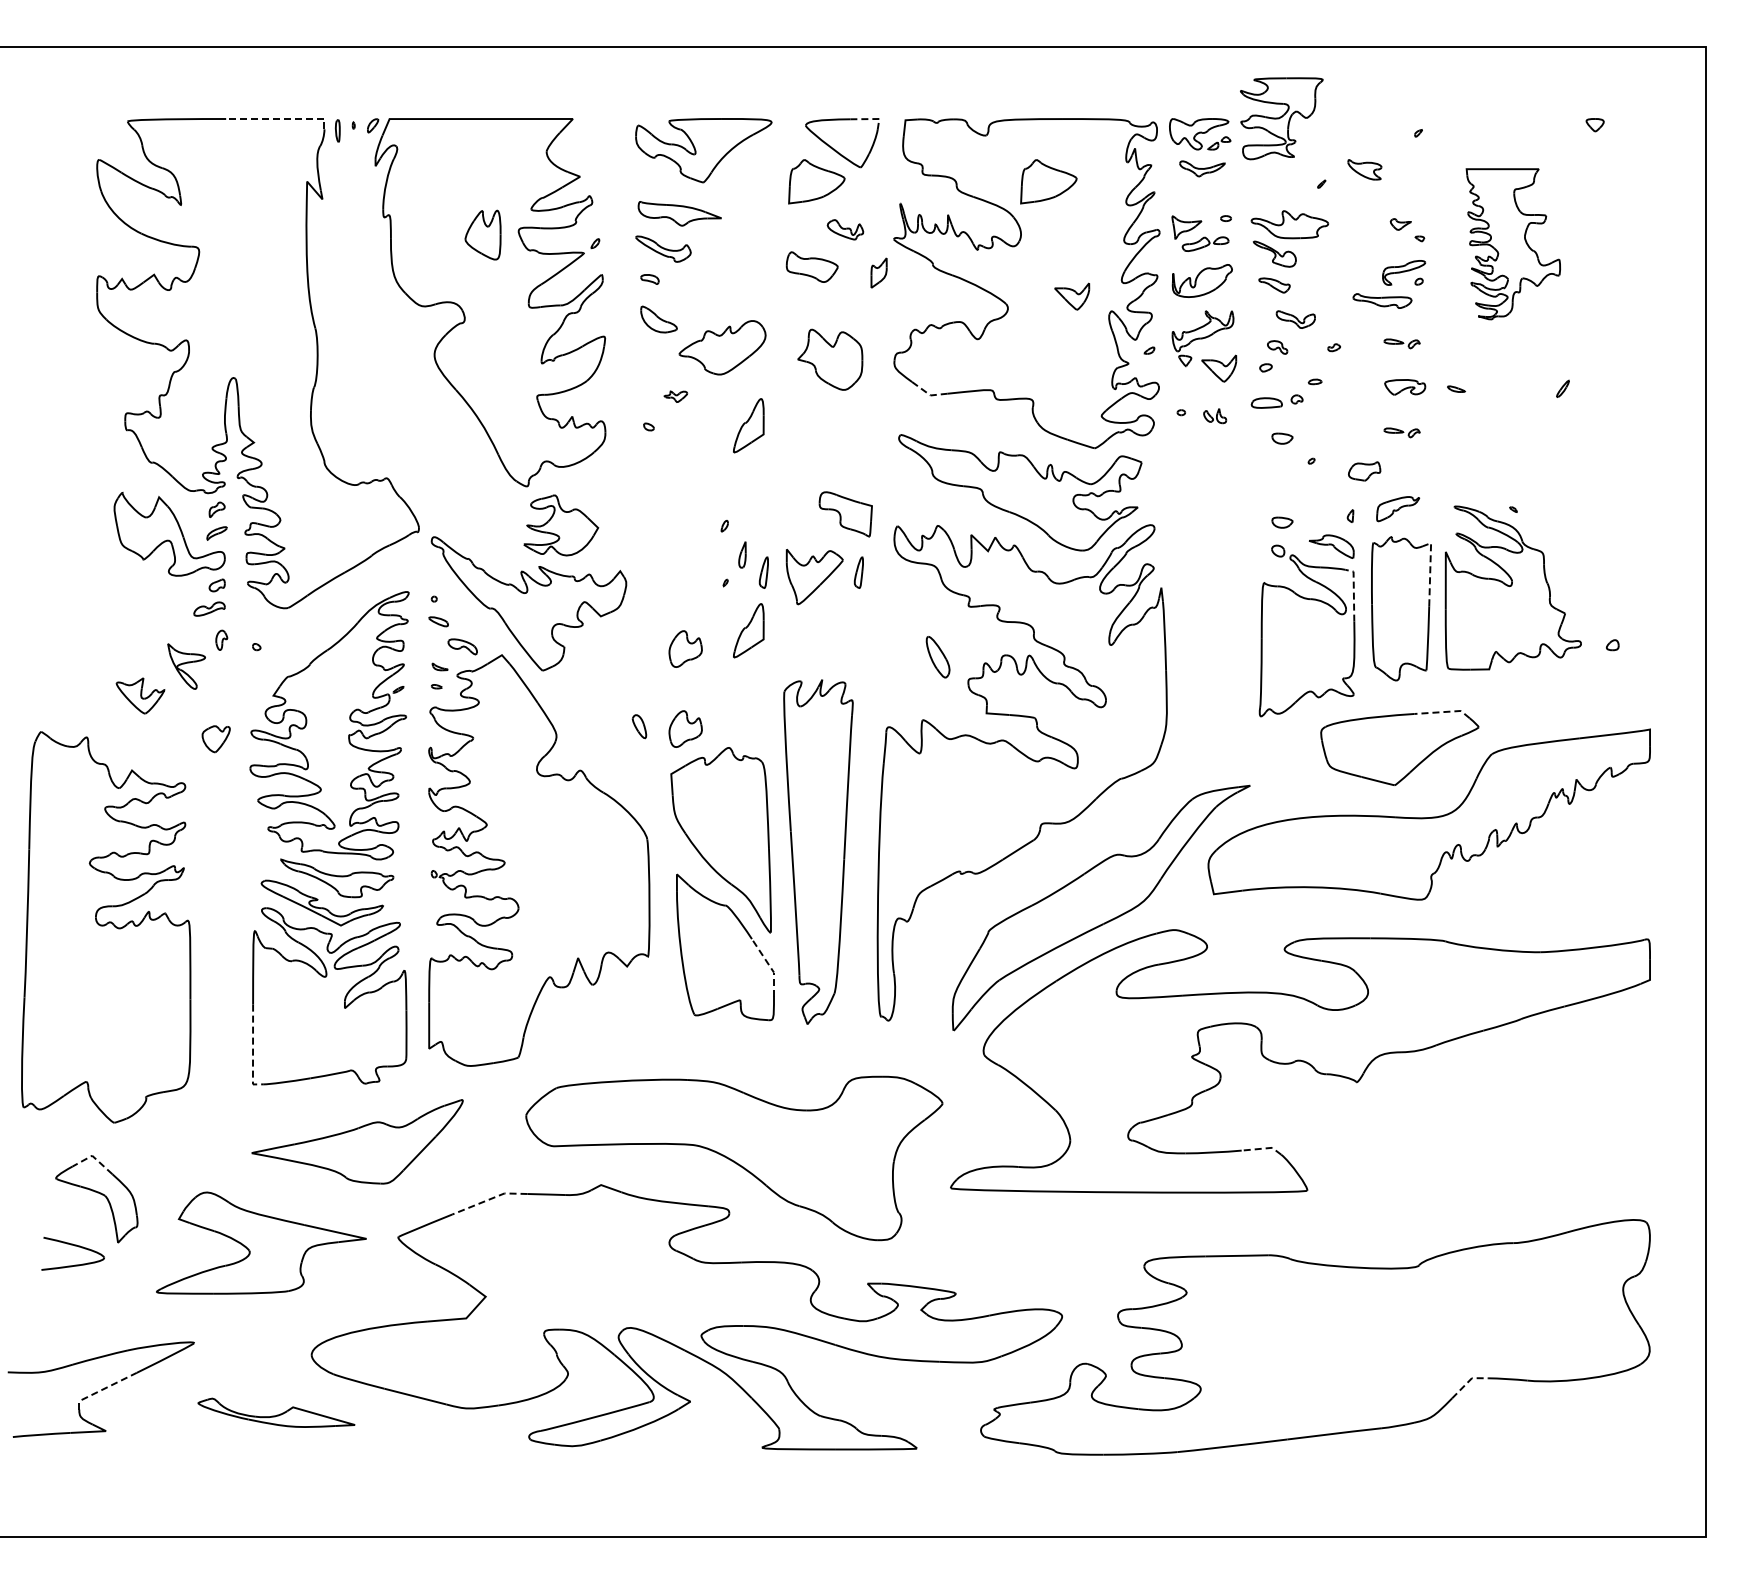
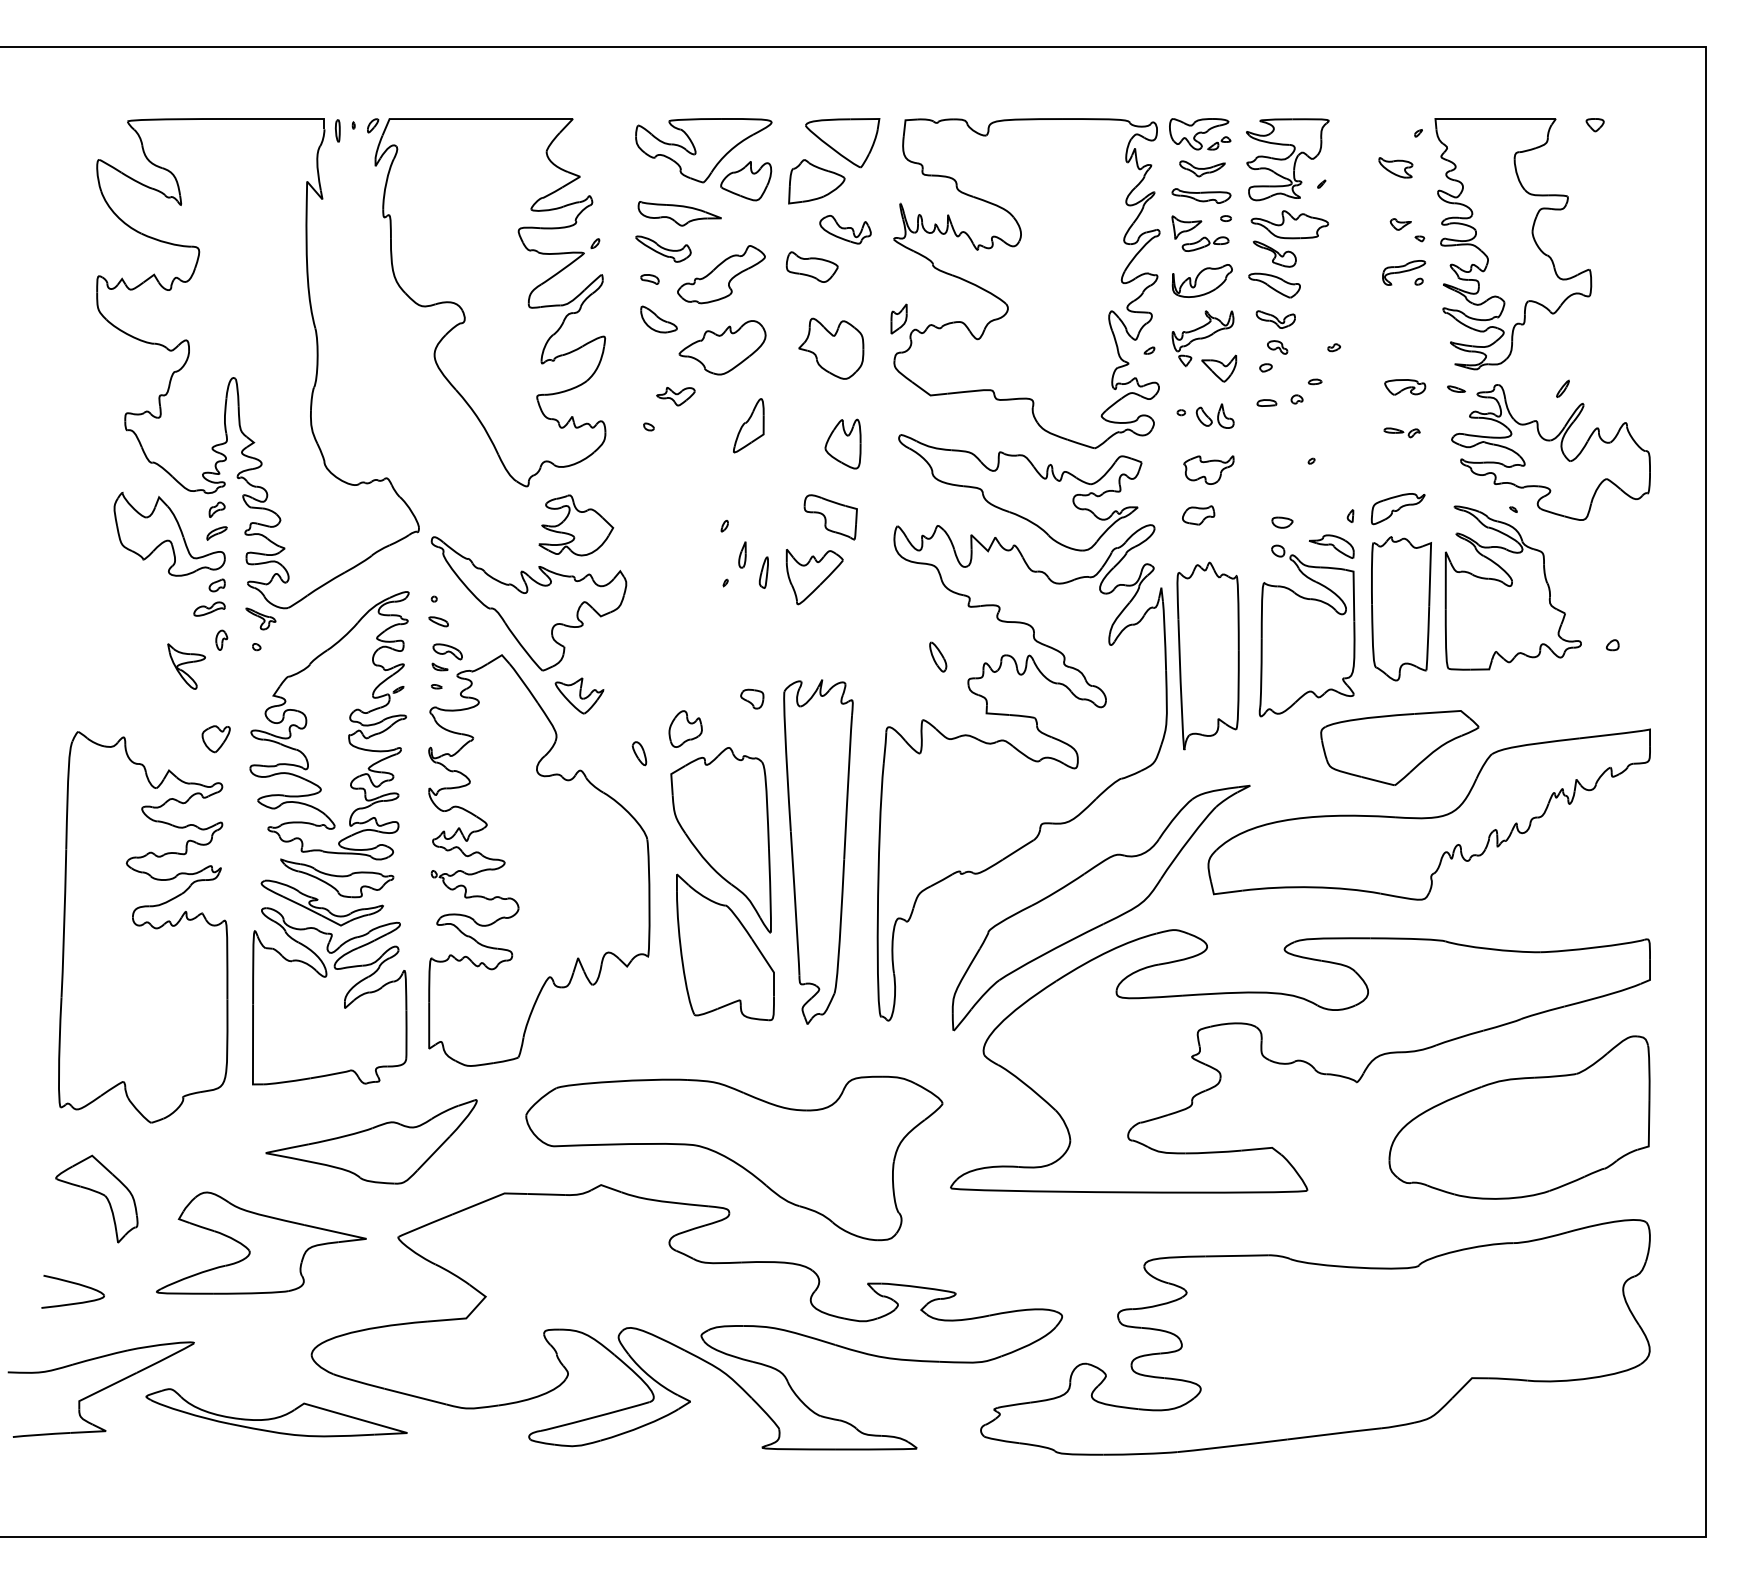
part position: (1281, 118) -> (1287, 159) (1287, 159)
line: dashed -> solid (280, 119)
line: dashed -> solid (870, 119)
part position: (1364, 169) -> (1395, 167) (1395, 167)
part: none -> present (746, 181)
part: present -> none (1048, 181)
part size: 39x22 px -> 53x30 px (845, 229)
part position: (482, 234) -> (842, 443) (842, 443)
part size: 96x153 px -> 159x253 px (1513, 244)
part position: (878, 272) -> (898, 318) (898, 318)
part: none -> present (721, 274)
part size: 33x17 px -> 53x27 px (1274, 285)
part: present -> none (1072, 296)
part position: (1382, 300) -> (1201, 195) (1201, 195)
part position: (1295, 319) -> (1275, 319) (1275, 319)
part: present -> none (1401, 343)
part position: (830, 359) -> (831, 348) (831, 348)
line: dashed -> solid (928, 394)
part size: 26x13 px -> 40x20 px (675, 396)
part size: 33x12 px -> 22x8 px (1266, 402)
part size: 25x17 px -> 40x26 px (1214, 415)
part: present -> none (1282, 438)
part: none -> present (1550, 452)
part: none -> present (1208, 469)
part position: (1364, 471) -> (1198, 515) (1198, 515)
part size: 45x27 px -> 56x33 px (1397, 509)
part position: (845, 514) -> (830, 517) (830, 517)
part position: (561, 525) -> (576, 525) (576, 525)
line: dashed -> solid (1430, 569)
part: present -> none (858, 572)
line: dashed -> solid (1353, 591)
part: none -> present (260, 618)
part: present -> none (748, 630)
part position: (462, 646) -> (447, 651) (447, 651)
part: present -> none (685, 648)
part: none -> present (1207, 655)
part size: 26x43 px -> 19x32 px (938, 656)
part position: (140, 695) -> (579, 695) (579, 695)
part: none -> present (752, 698)
line: dashed -> solid (1444, 712)
part position: (639, 726) -> (639, 753) (639, 753)
part position: (106, 927) -> (143, 927) (143, 927)
line: dashed -> solid (769, 966)
line: dashed -> solid (253, 1050)
part: none -> present (1519, 1117)
part position: (357, 1141) -> (371, 1141) (371, 1141)
line: dashed -> solid (1263, 1148)
line: dashed -> solid (93, 1157)
line: dashed -> solid (488, 1199)
part position: (74, 1246) -> (74, 1284) (74, 1284)
line: dashed -> solid (1468, 1381)
line: dashed -> solid (104, 1388)
part size: 159x31 px -> 263x50 px (276, 1412)
